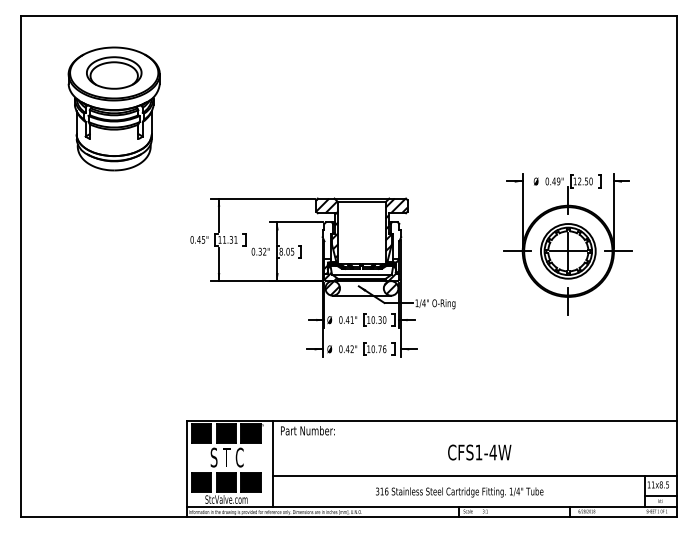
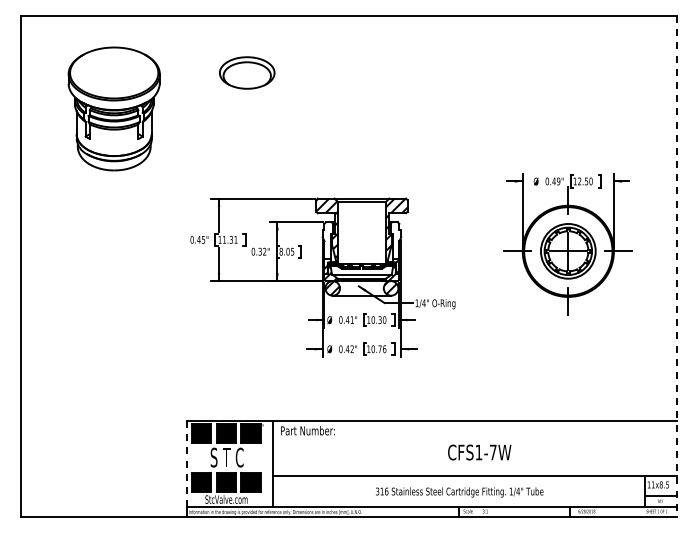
part position: (114, 72) -> (247, 72) (247, 72)
line: solid -> dashed (677, 266)
text: CFS1-4W -> CFS1-7W (492, 452)
line: solid -> dashed (186, 463)
